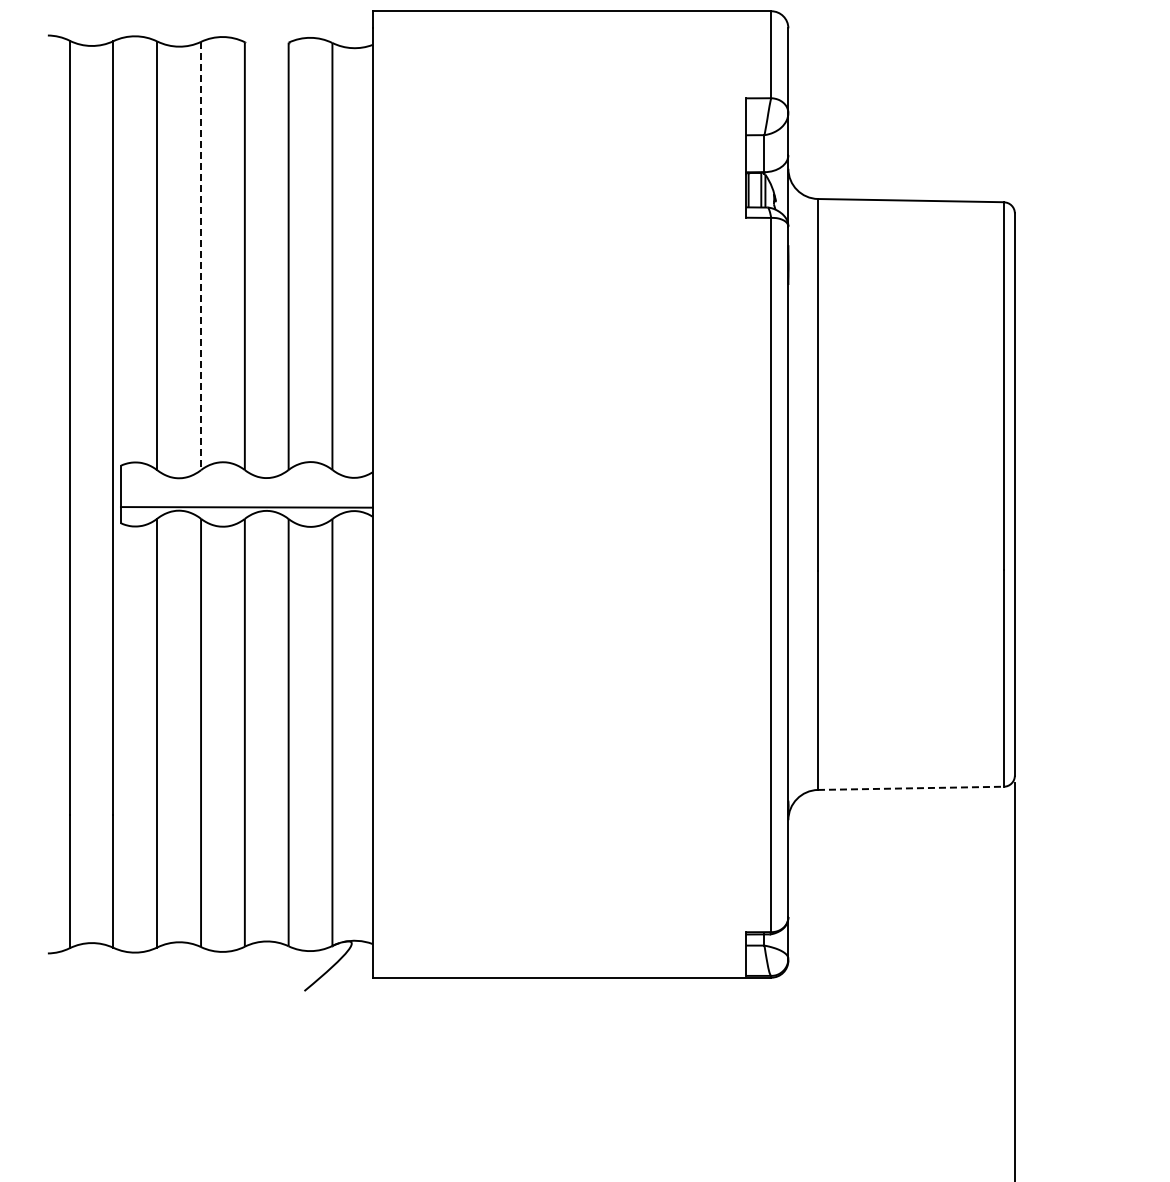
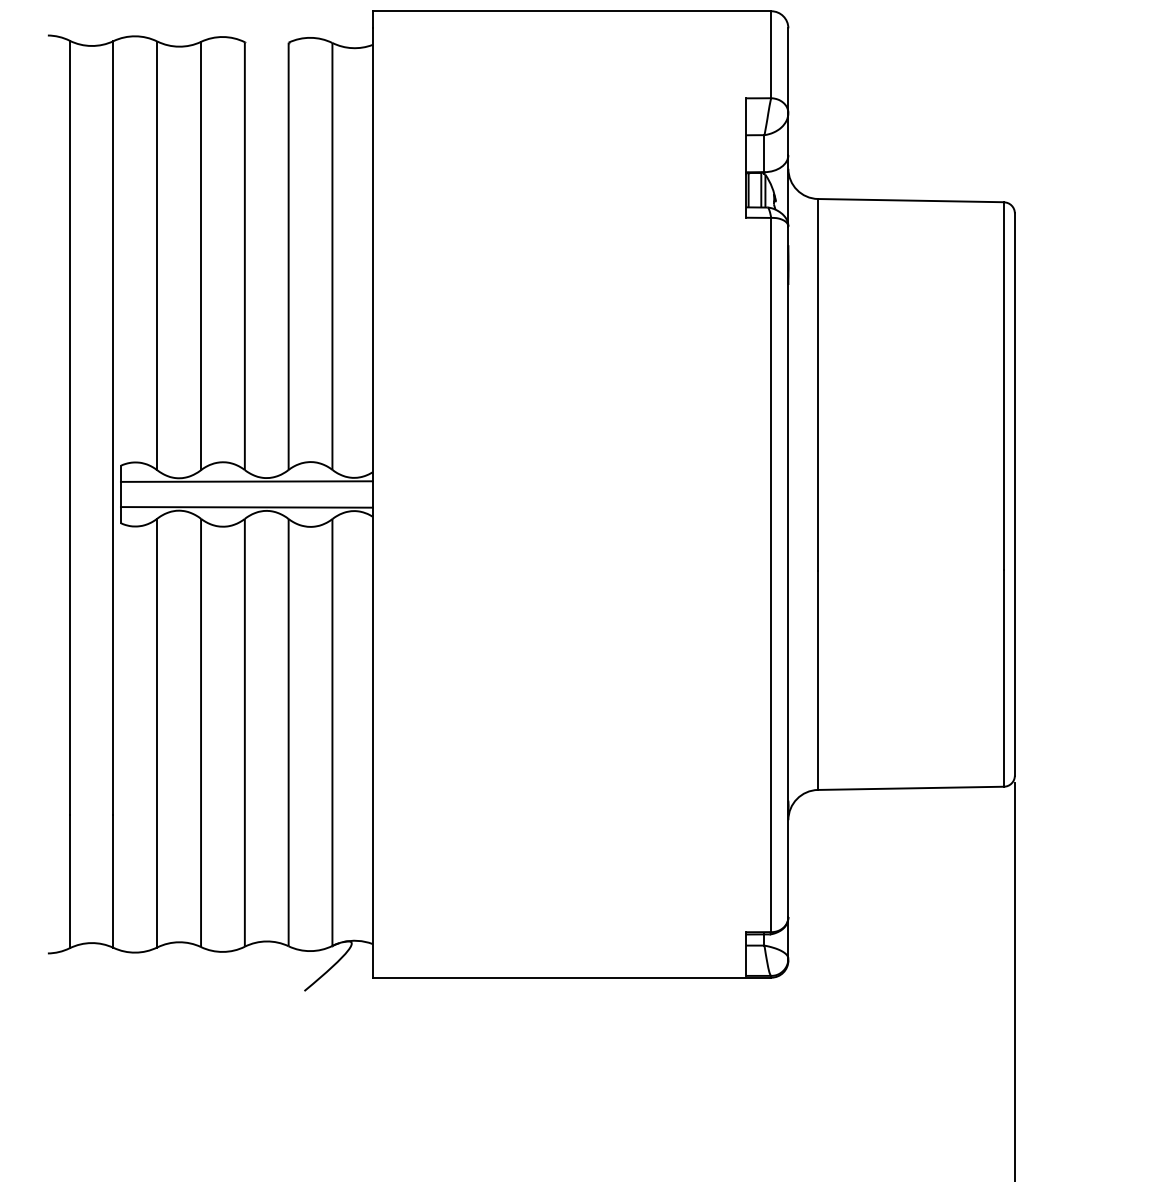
line: dashed -> solid (201, 256)
line: none -> present (246, 481)
line: dashed -> solid (910, 788)
